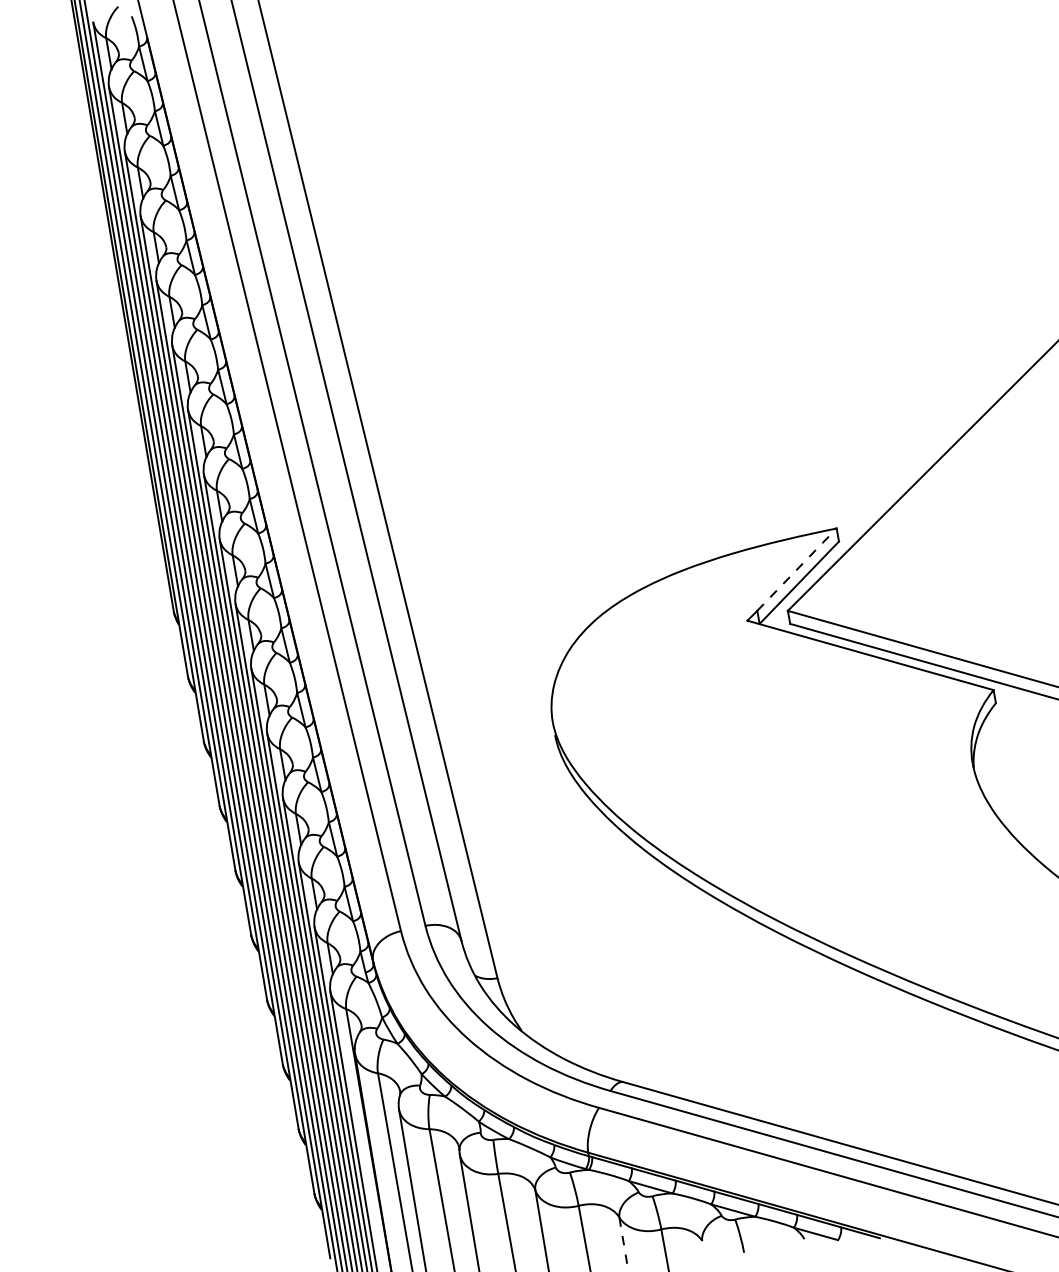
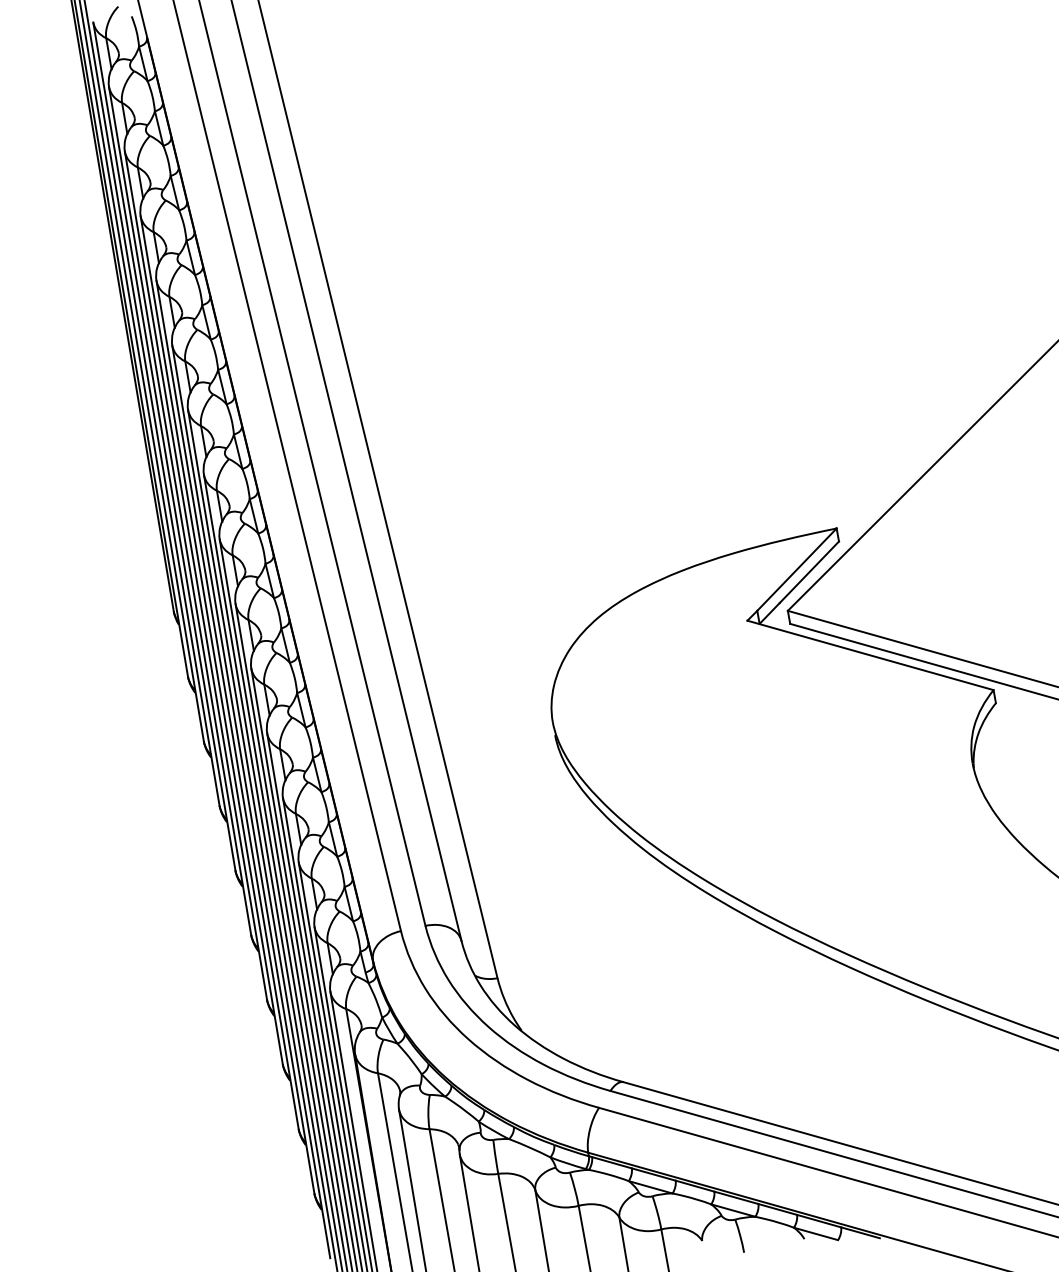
line: dashed -> solid (797, 569)
line: dashed -> solid (624, 1245)
